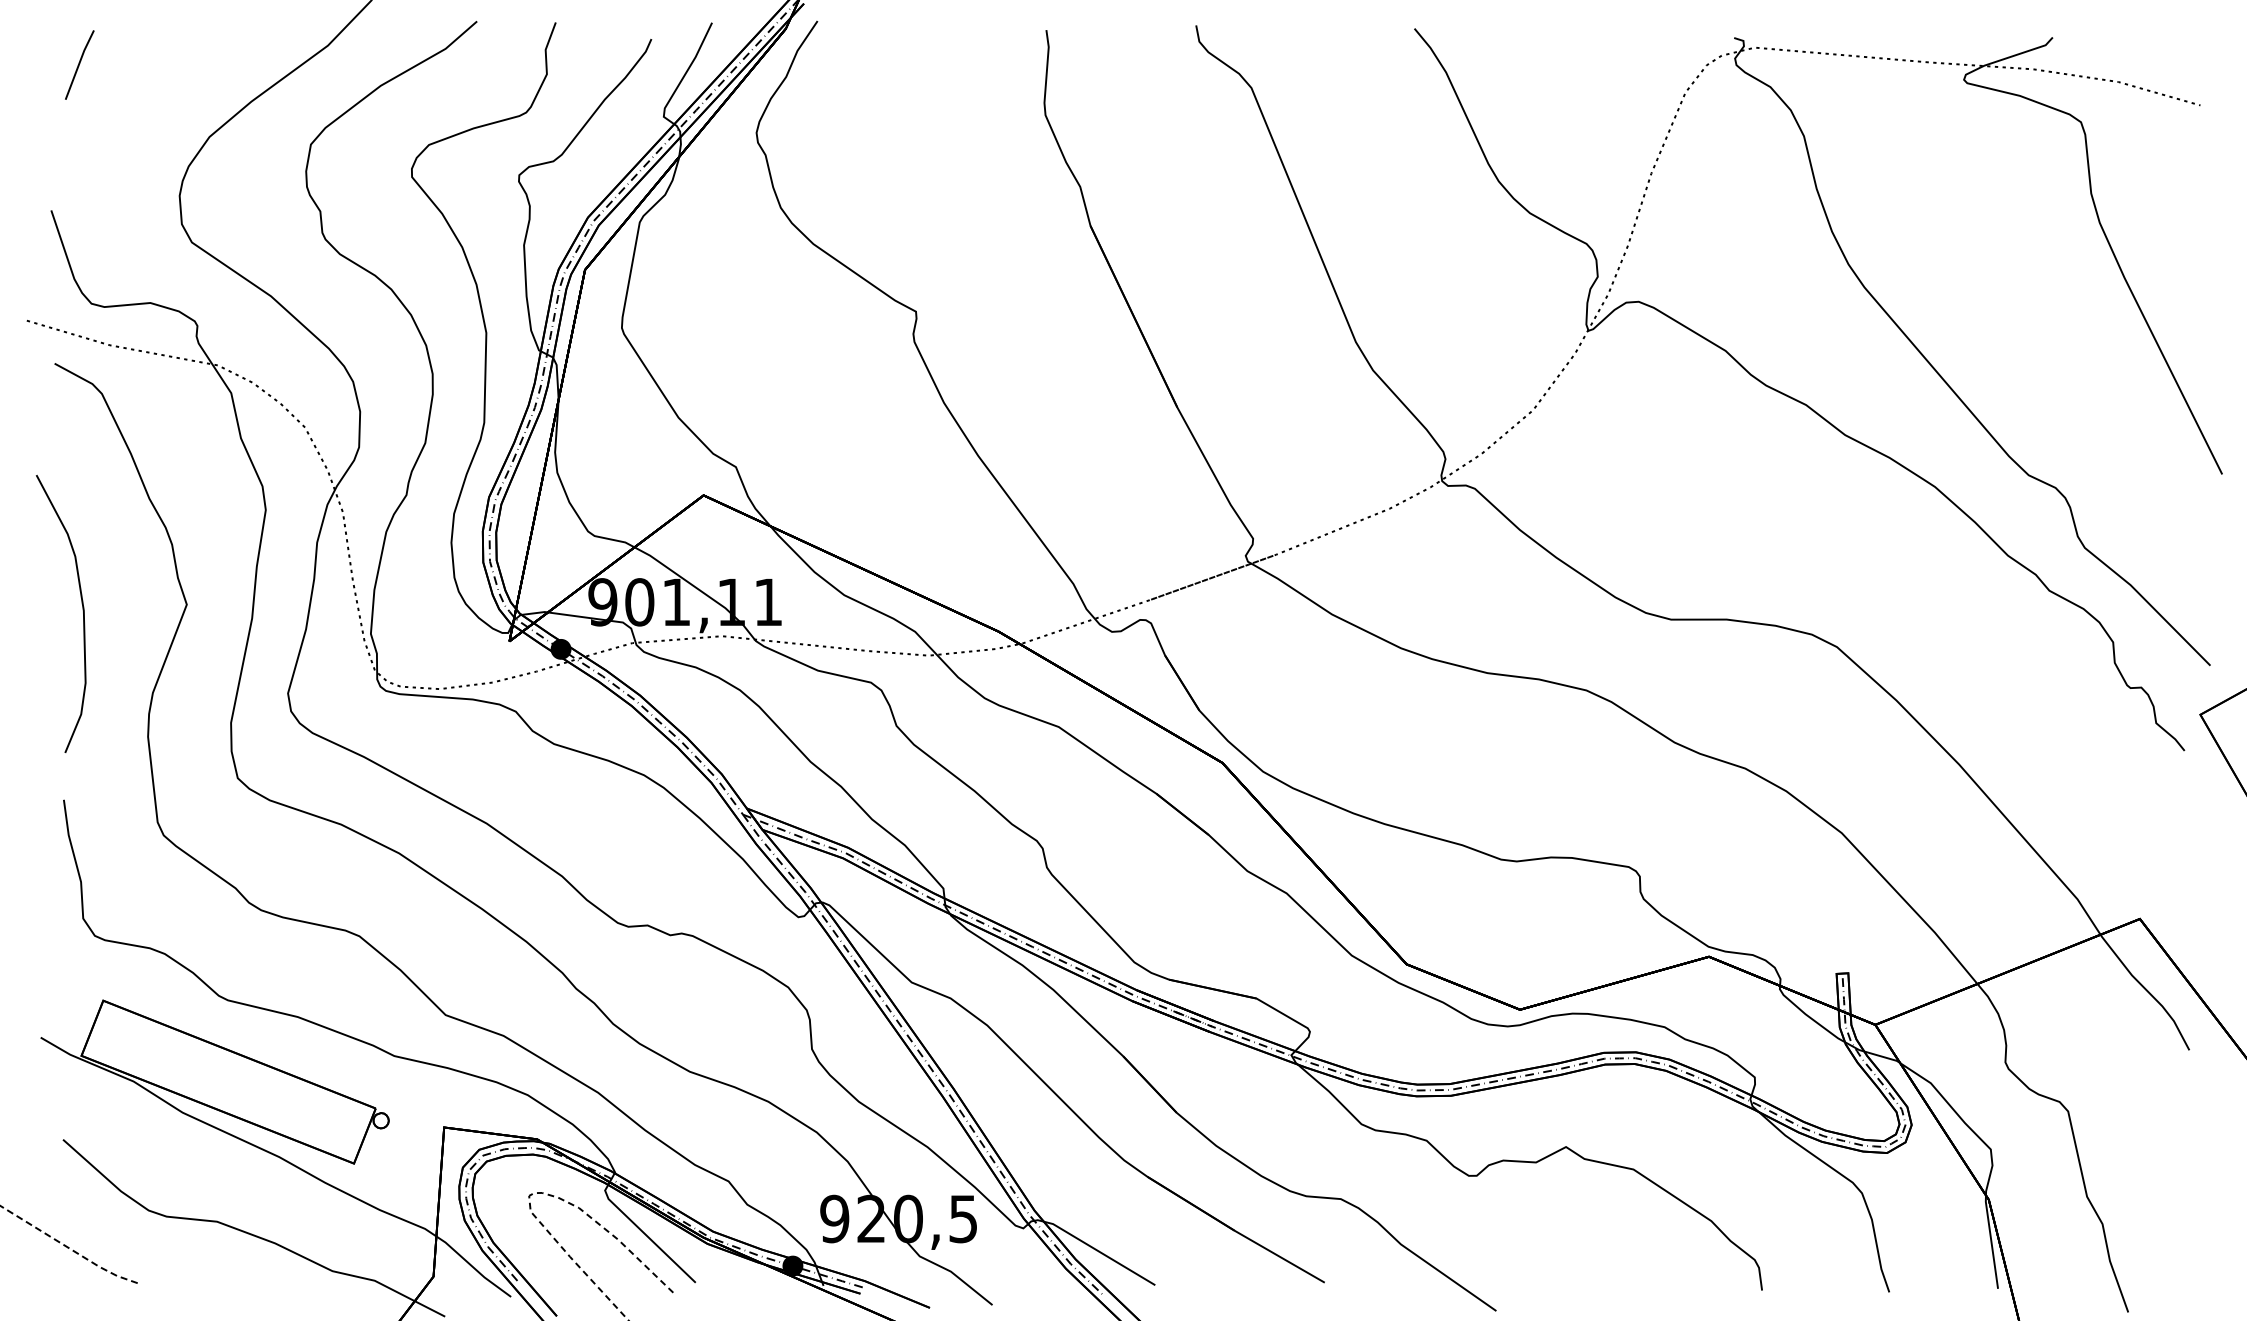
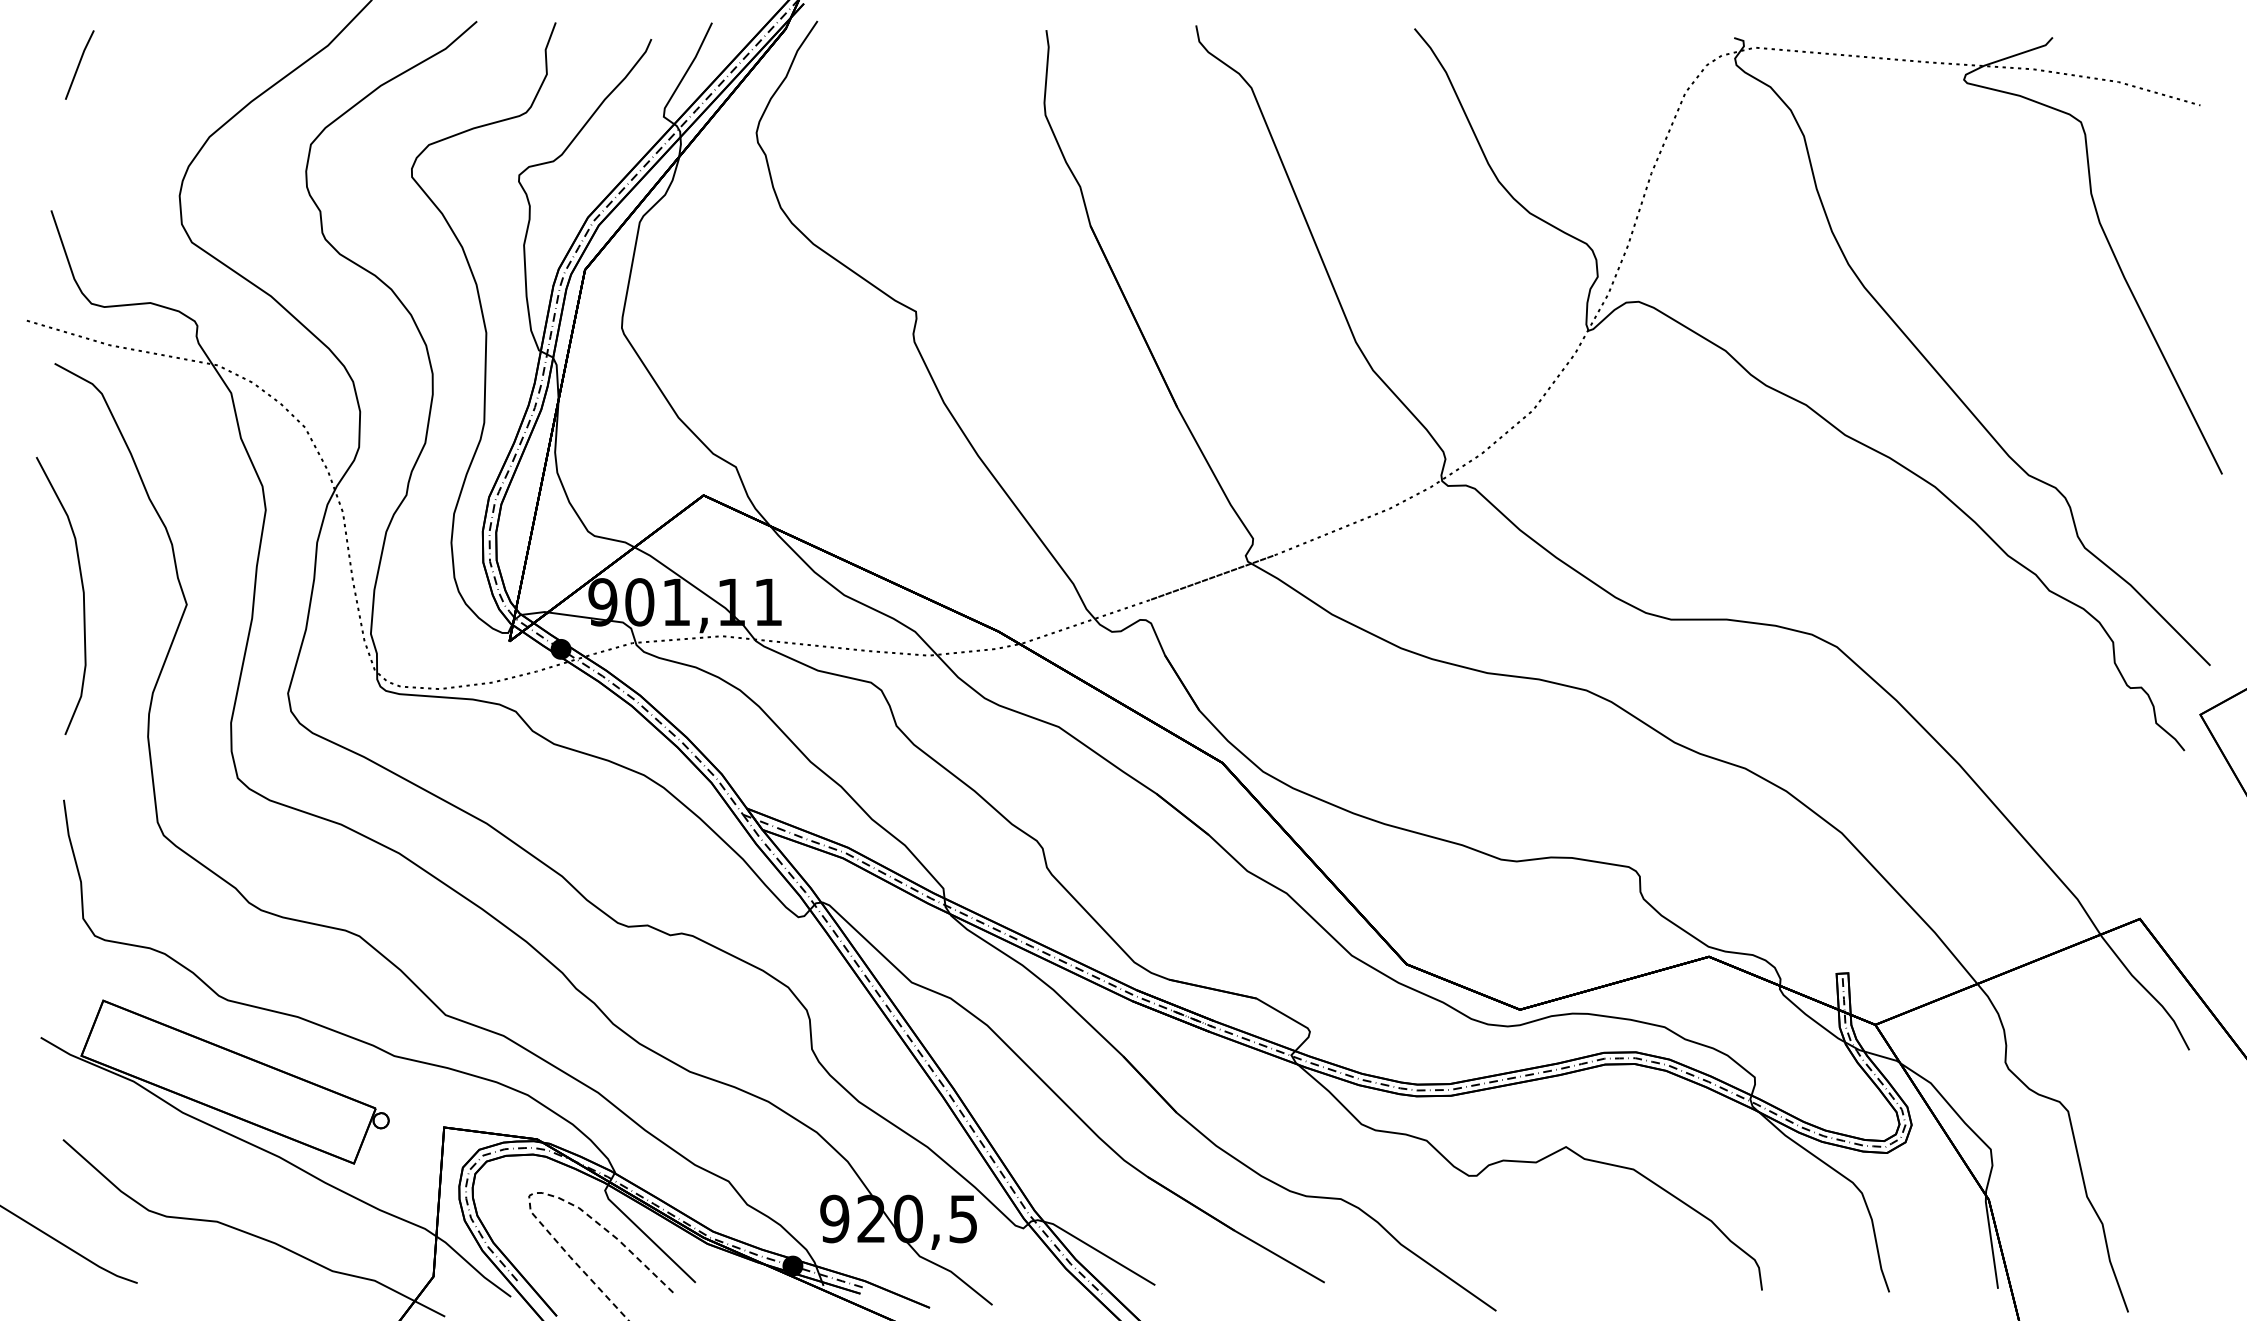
curve position: (82, 610) -> (82, 592) (82, 592)
line: dashed -> solid (68, 1247)
